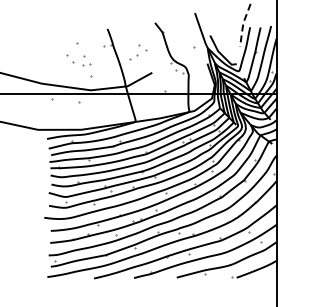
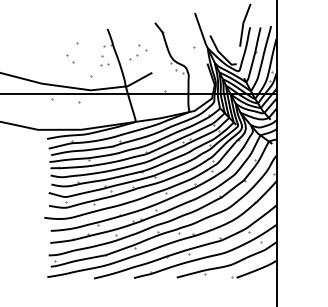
line: dashed -> solid (243, 24)
part position: (86, 60) -> (104, 60) (104, 60)
